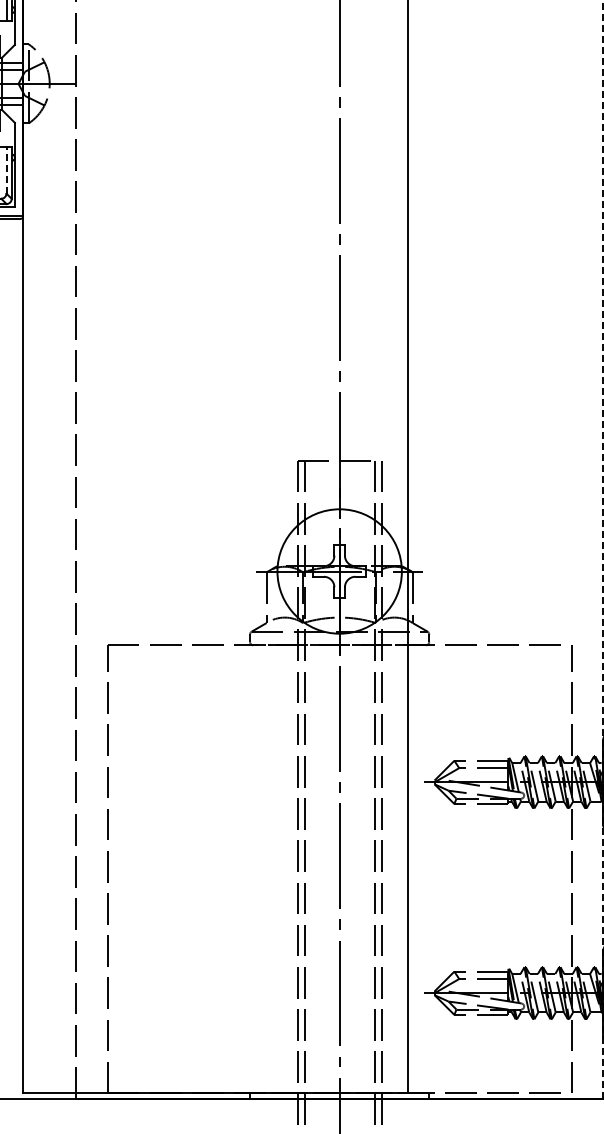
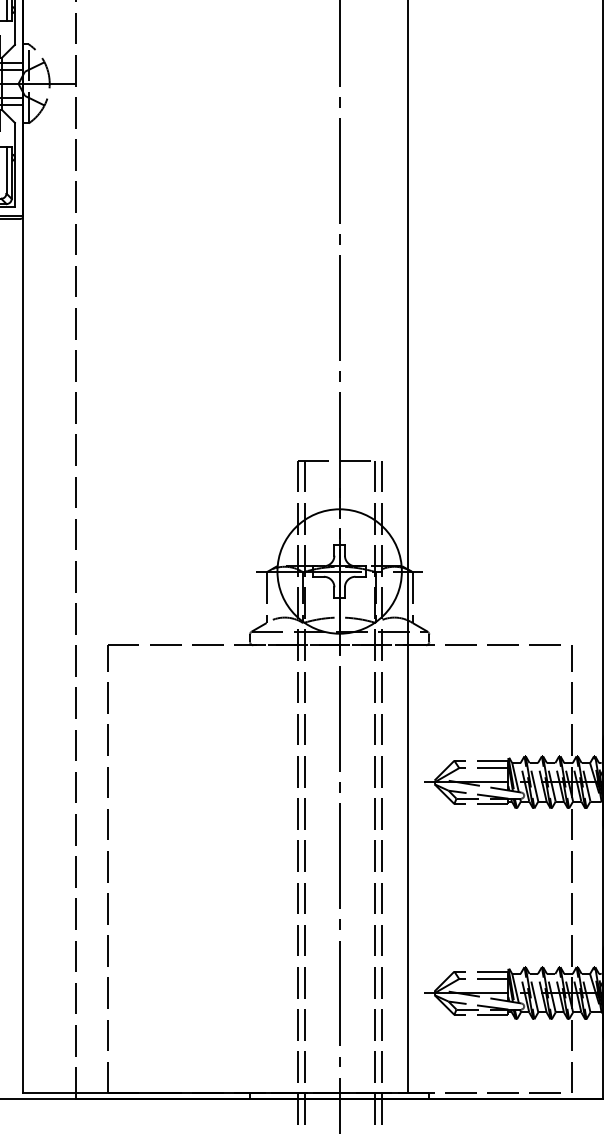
line: dashed -> solid (6, 169)
line: dashed -> solid (603, 549)
